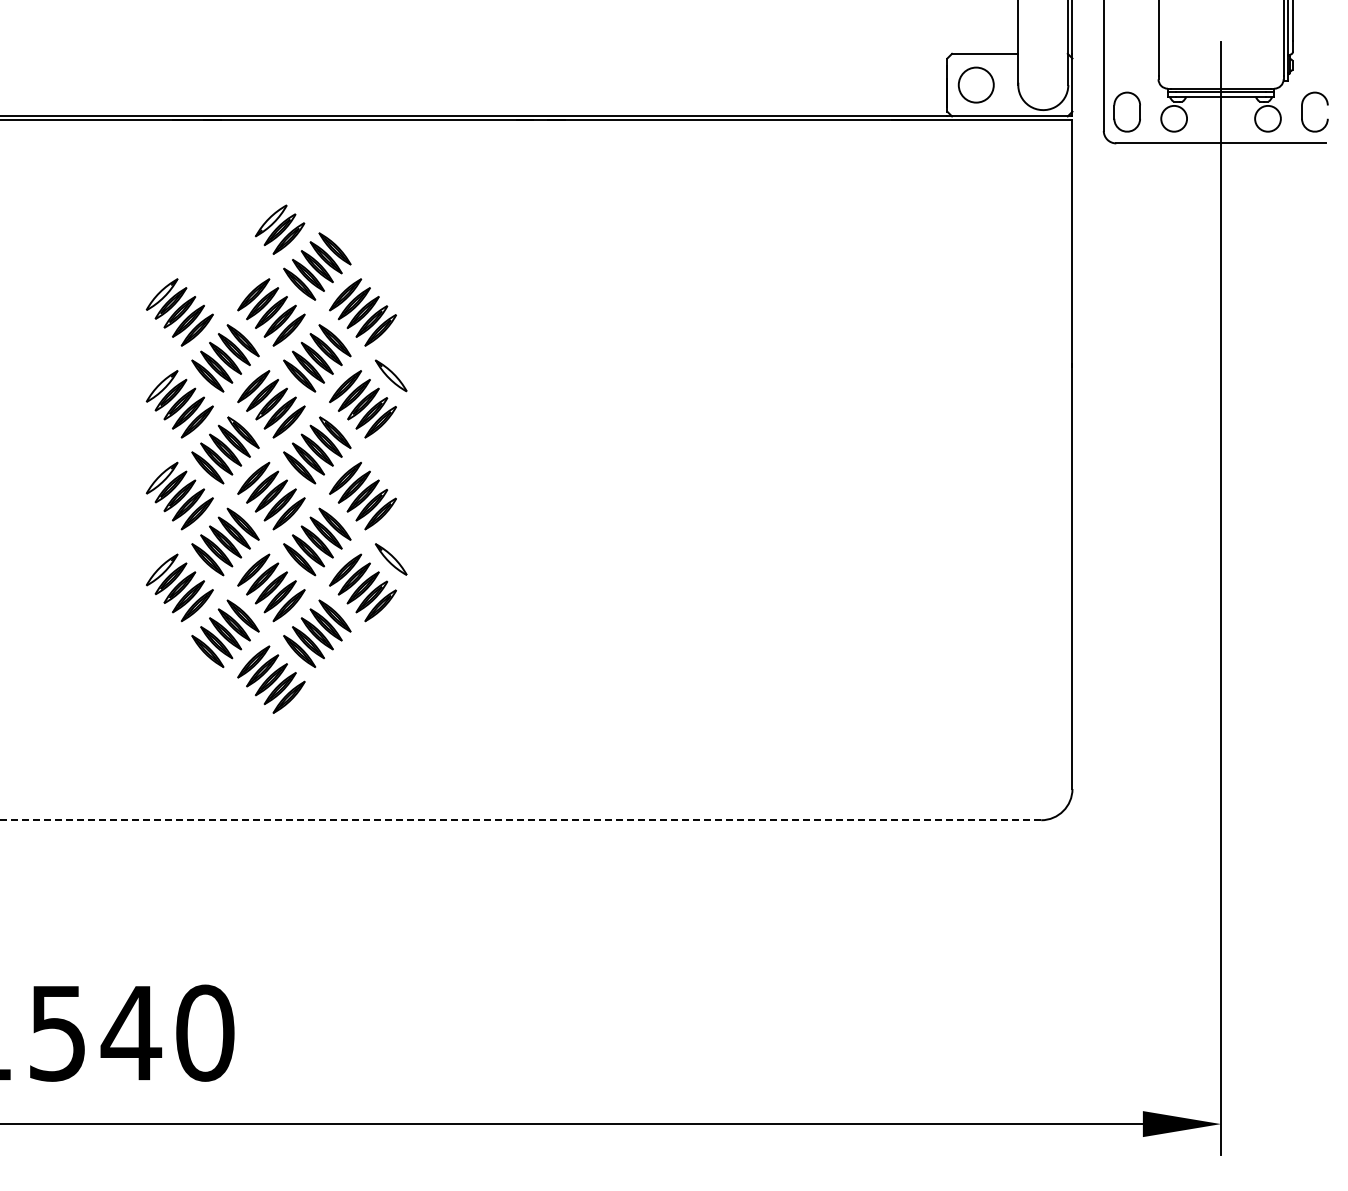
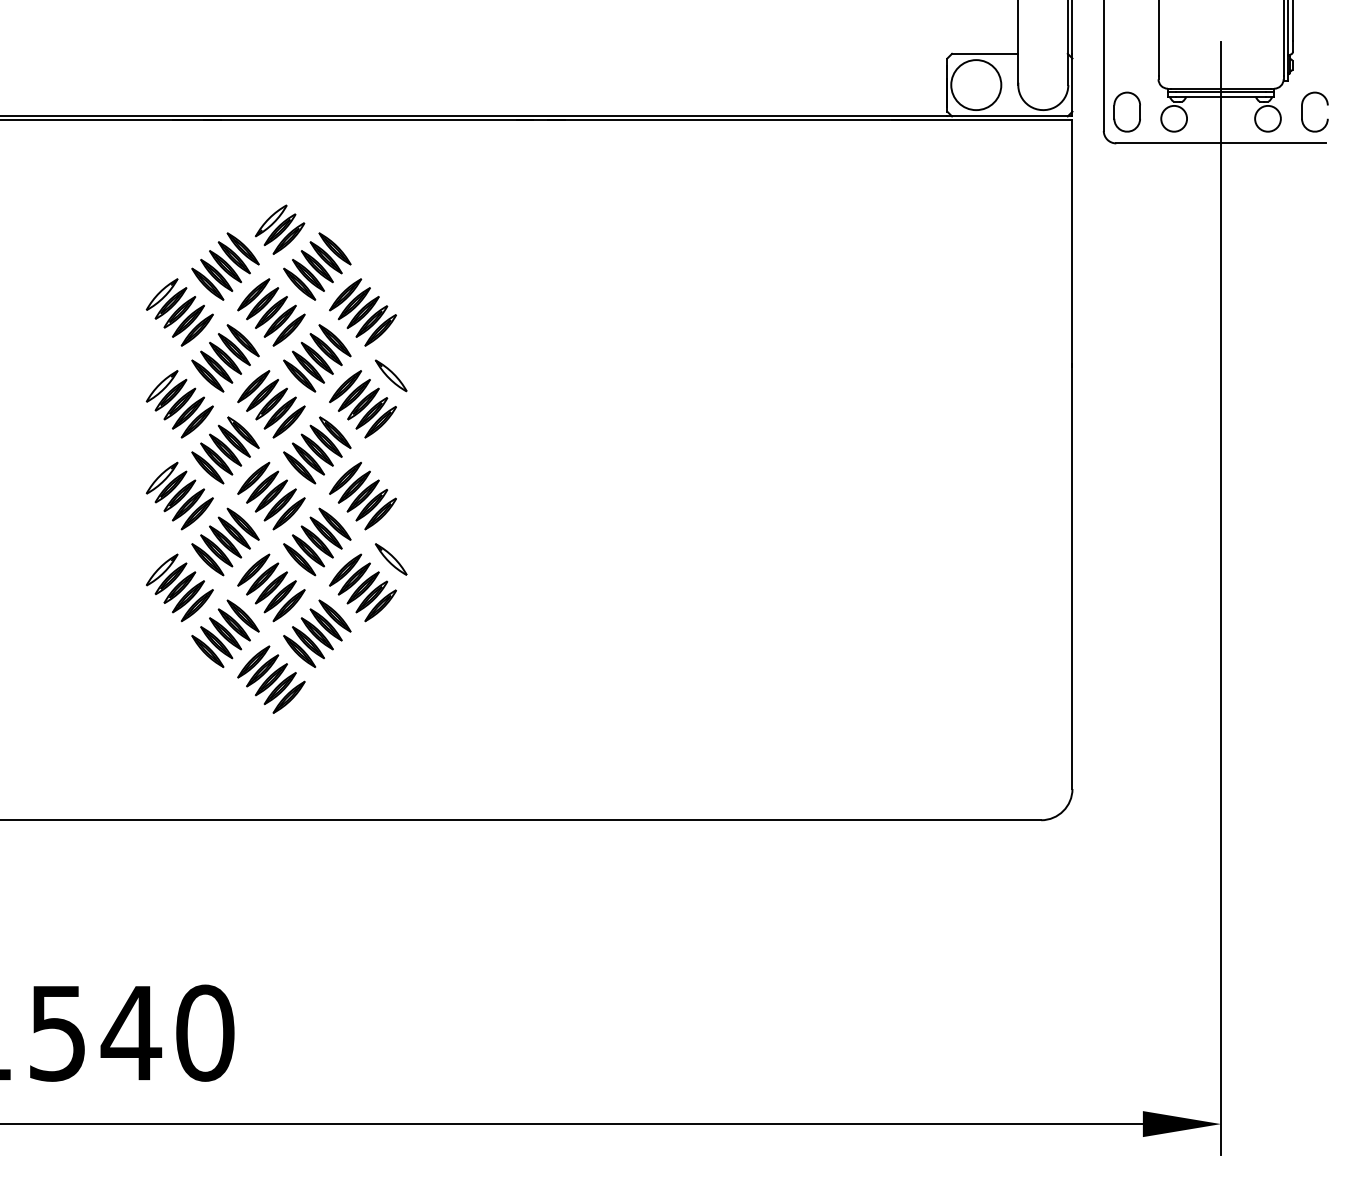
circle diameter: 35 px -> 50 px (976, 85)
part: none -> present (225, 266)
line: dashed -> solid (521, 820)
